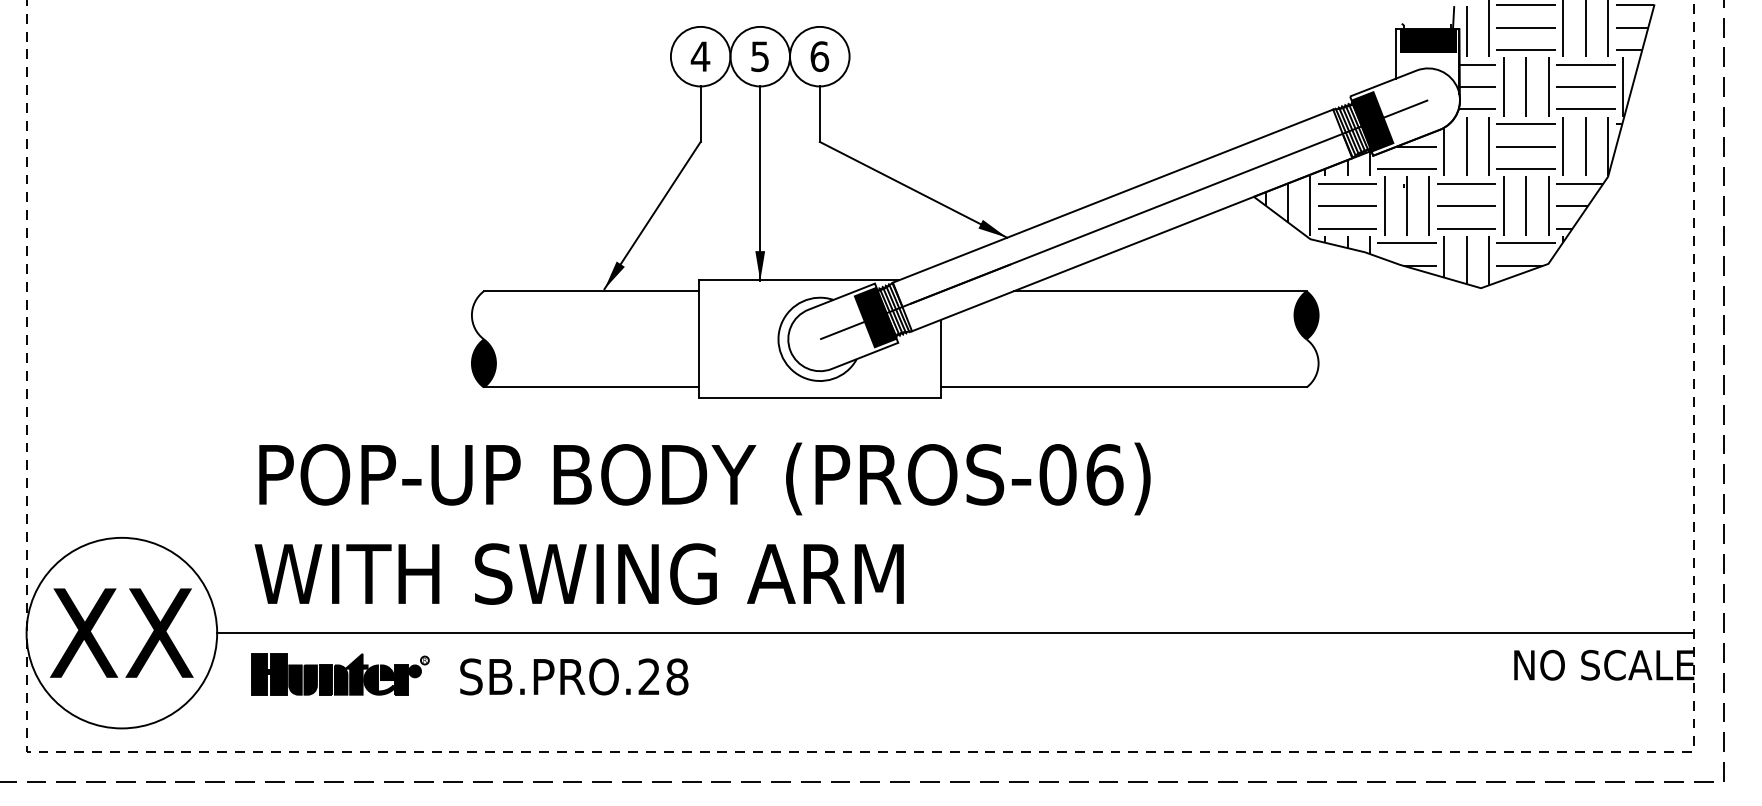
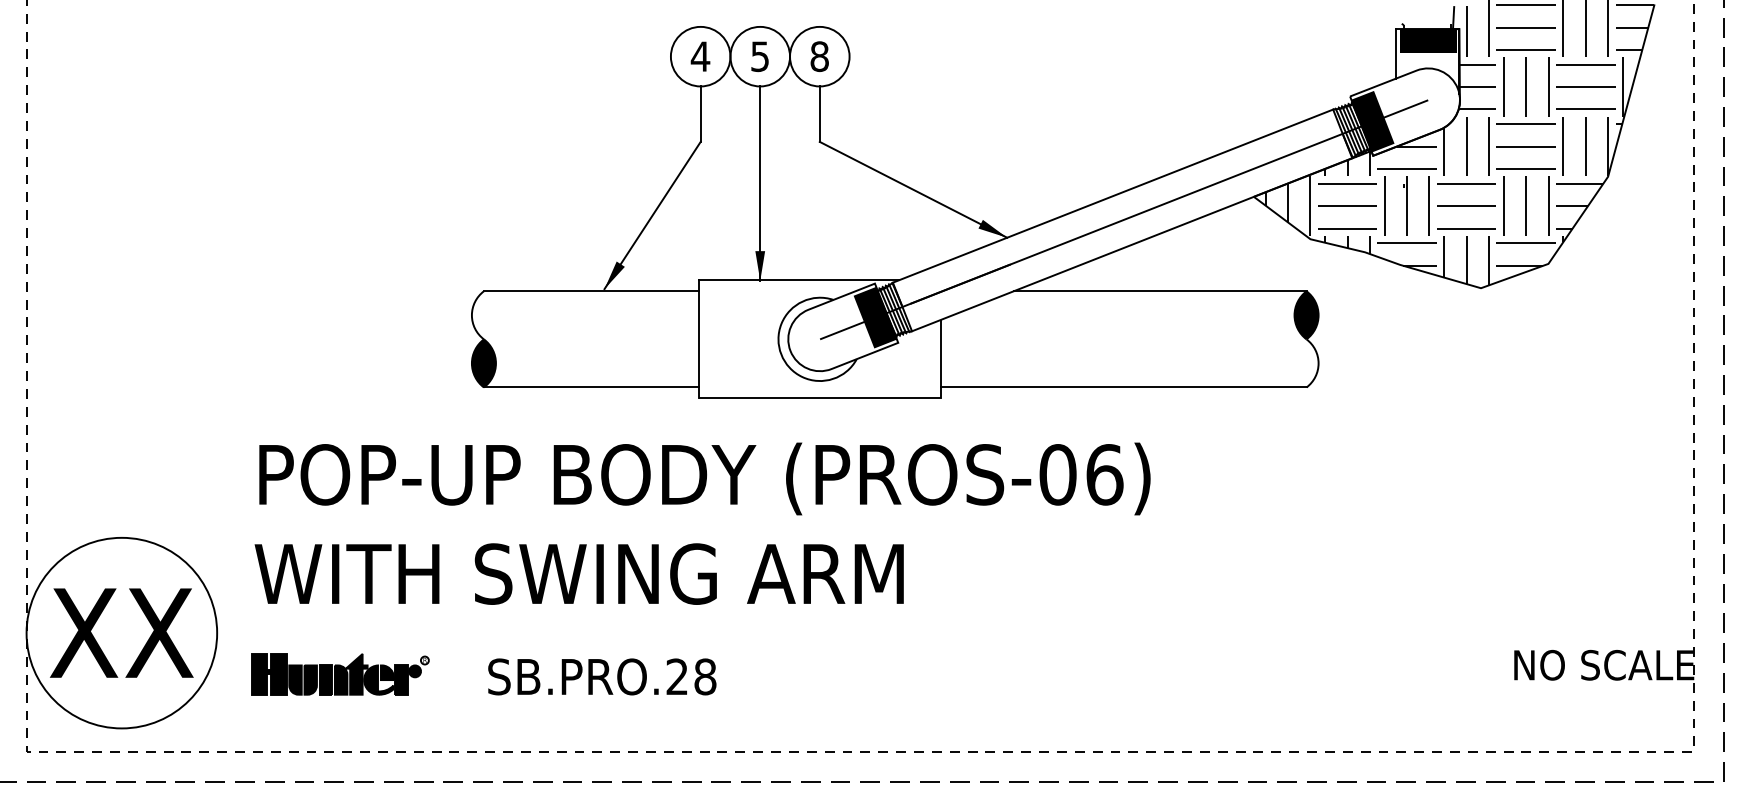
text: 6 -> 8 (819, 56)
line: present -> none (955, 633)
text position: (574, 676) -> (602, 676) (602, 676)
